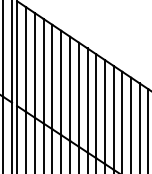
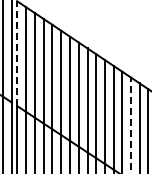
line: solid -> dashed (17, 53)
line: solid -> dashed (131, 125)
